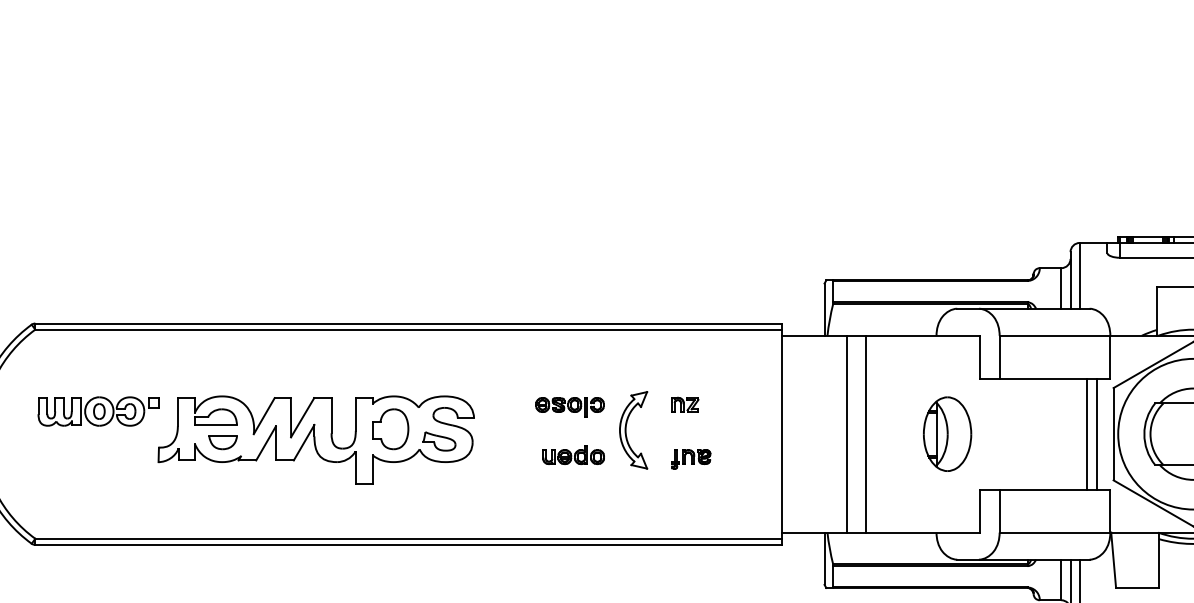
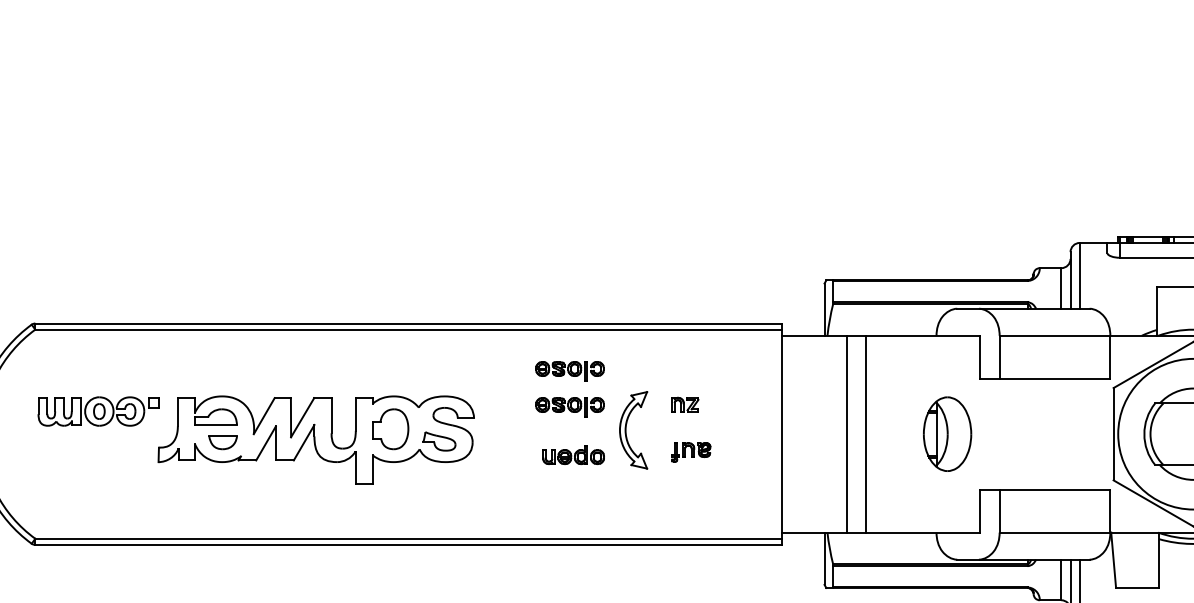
part: none -> present (569, 371)
line: present -> none (1087, 433)
line: present -> none (1096, 433)
part position: (691, 459) -> (691, 452) (691, 452)
